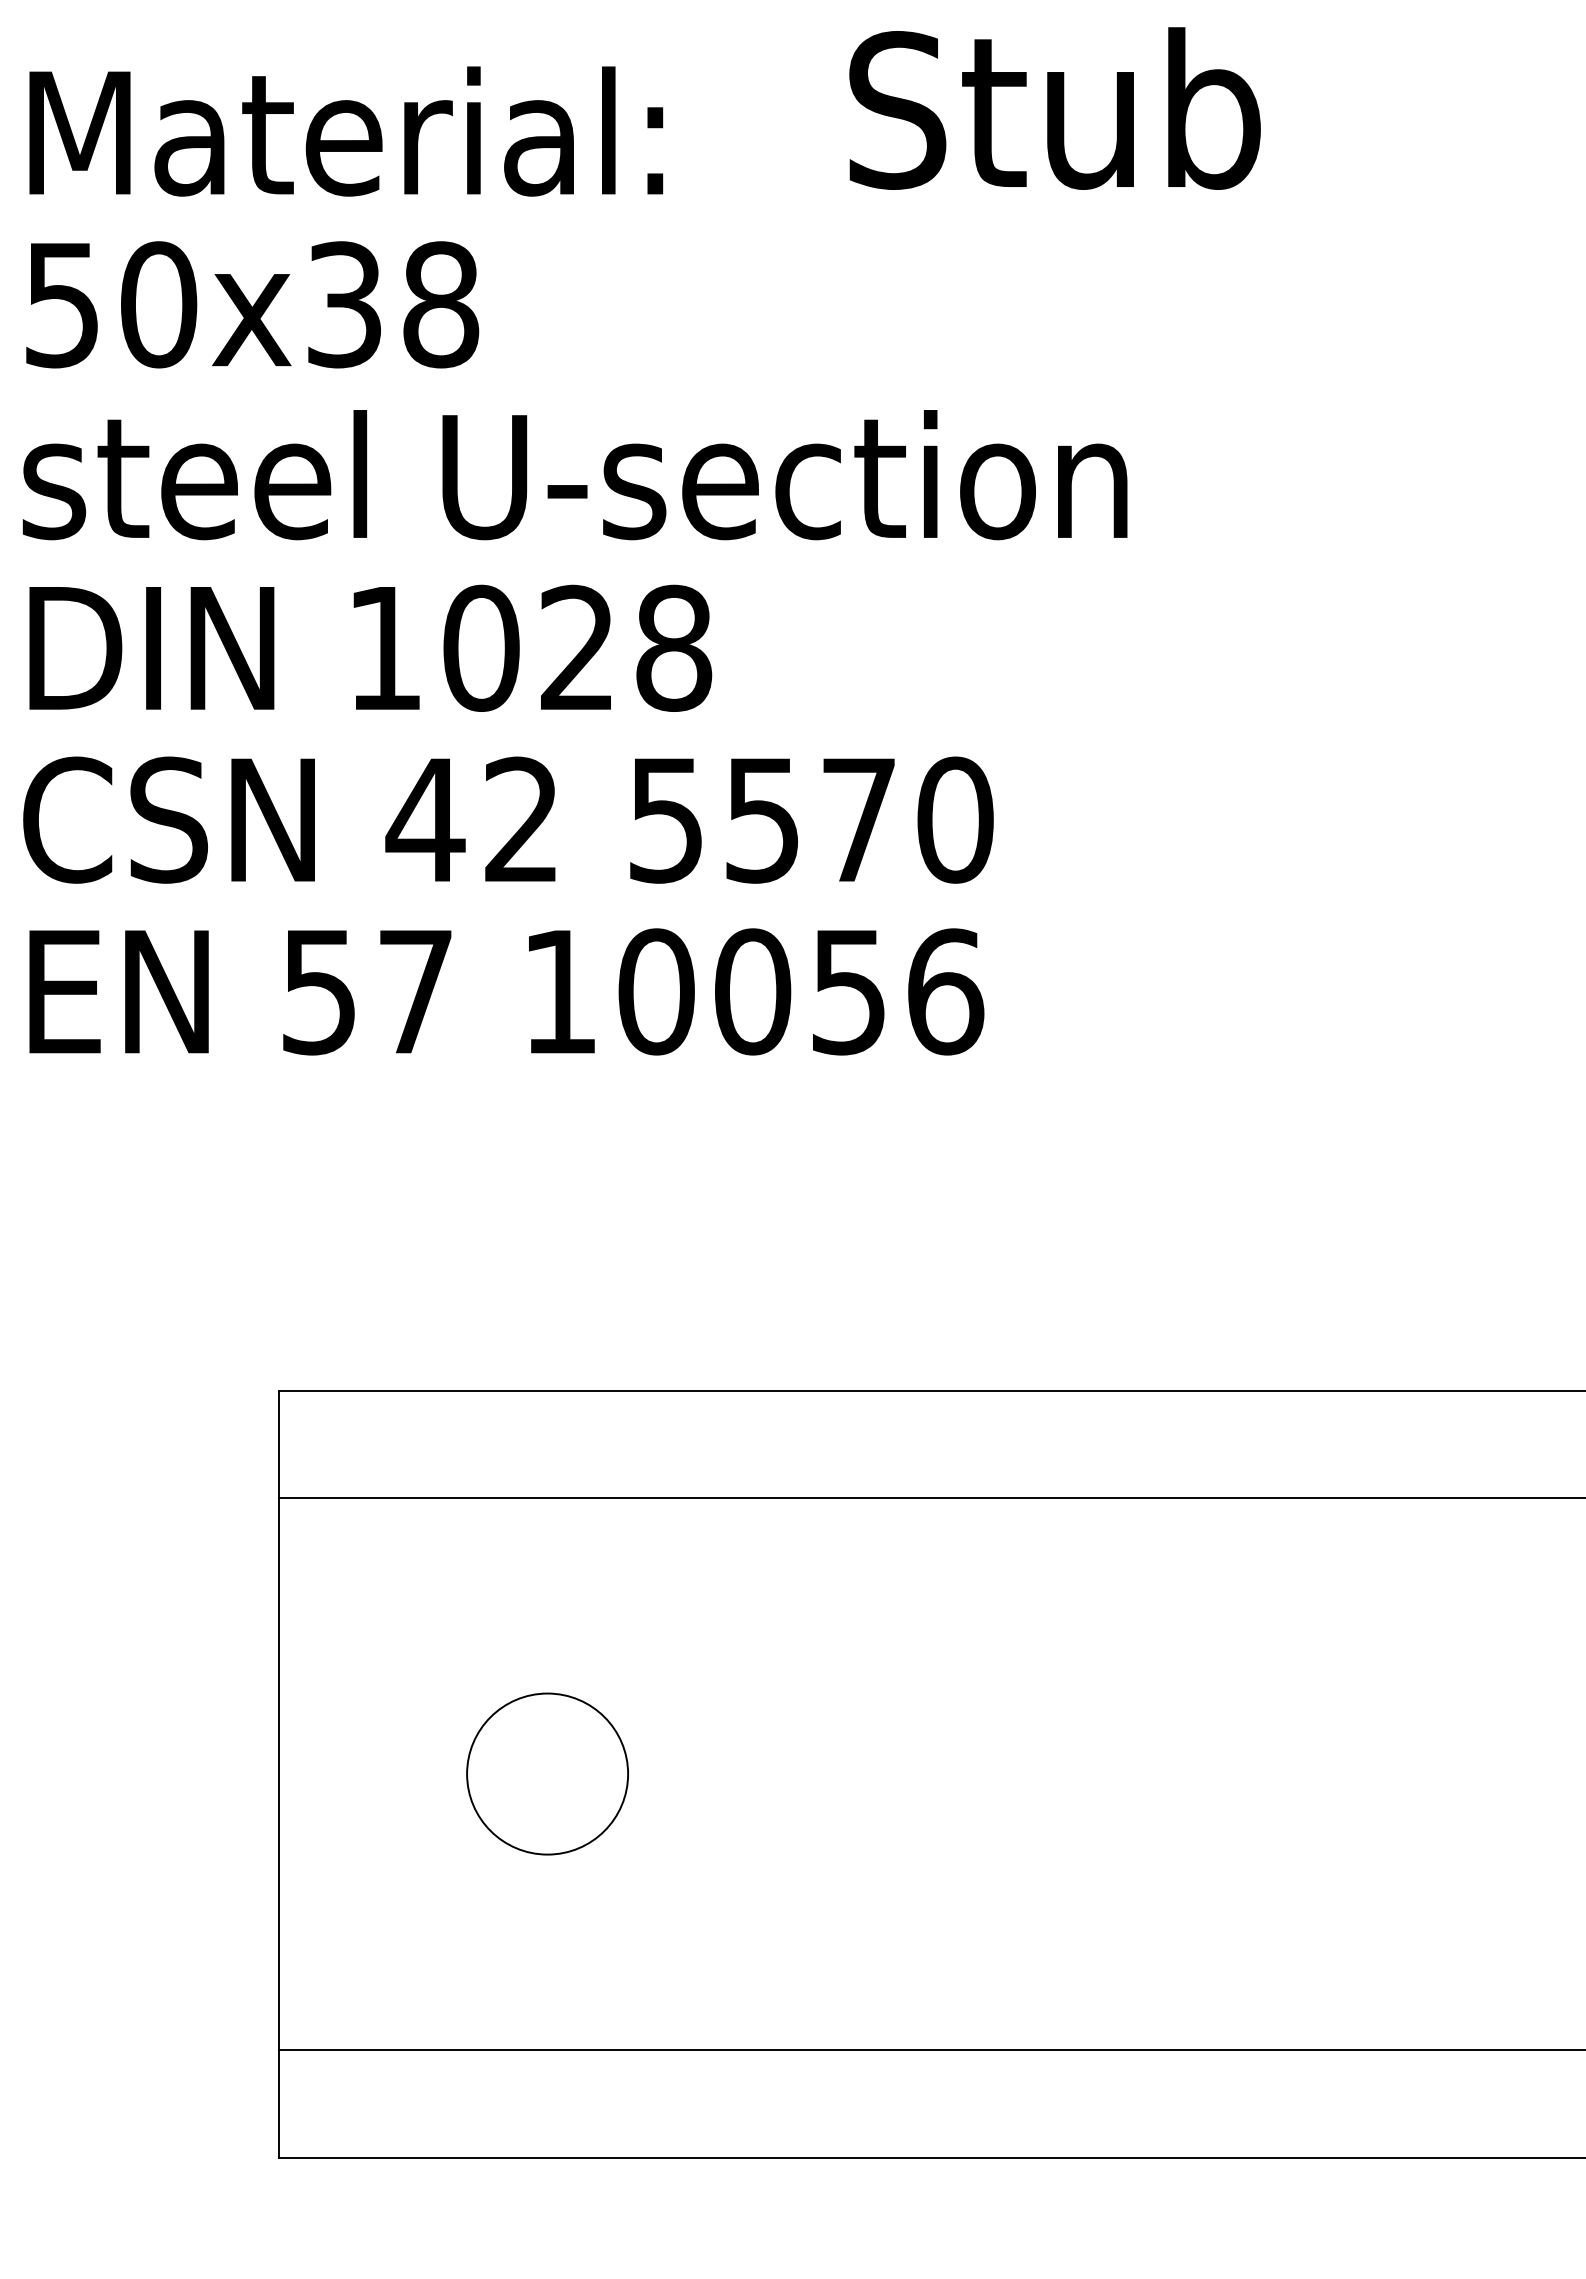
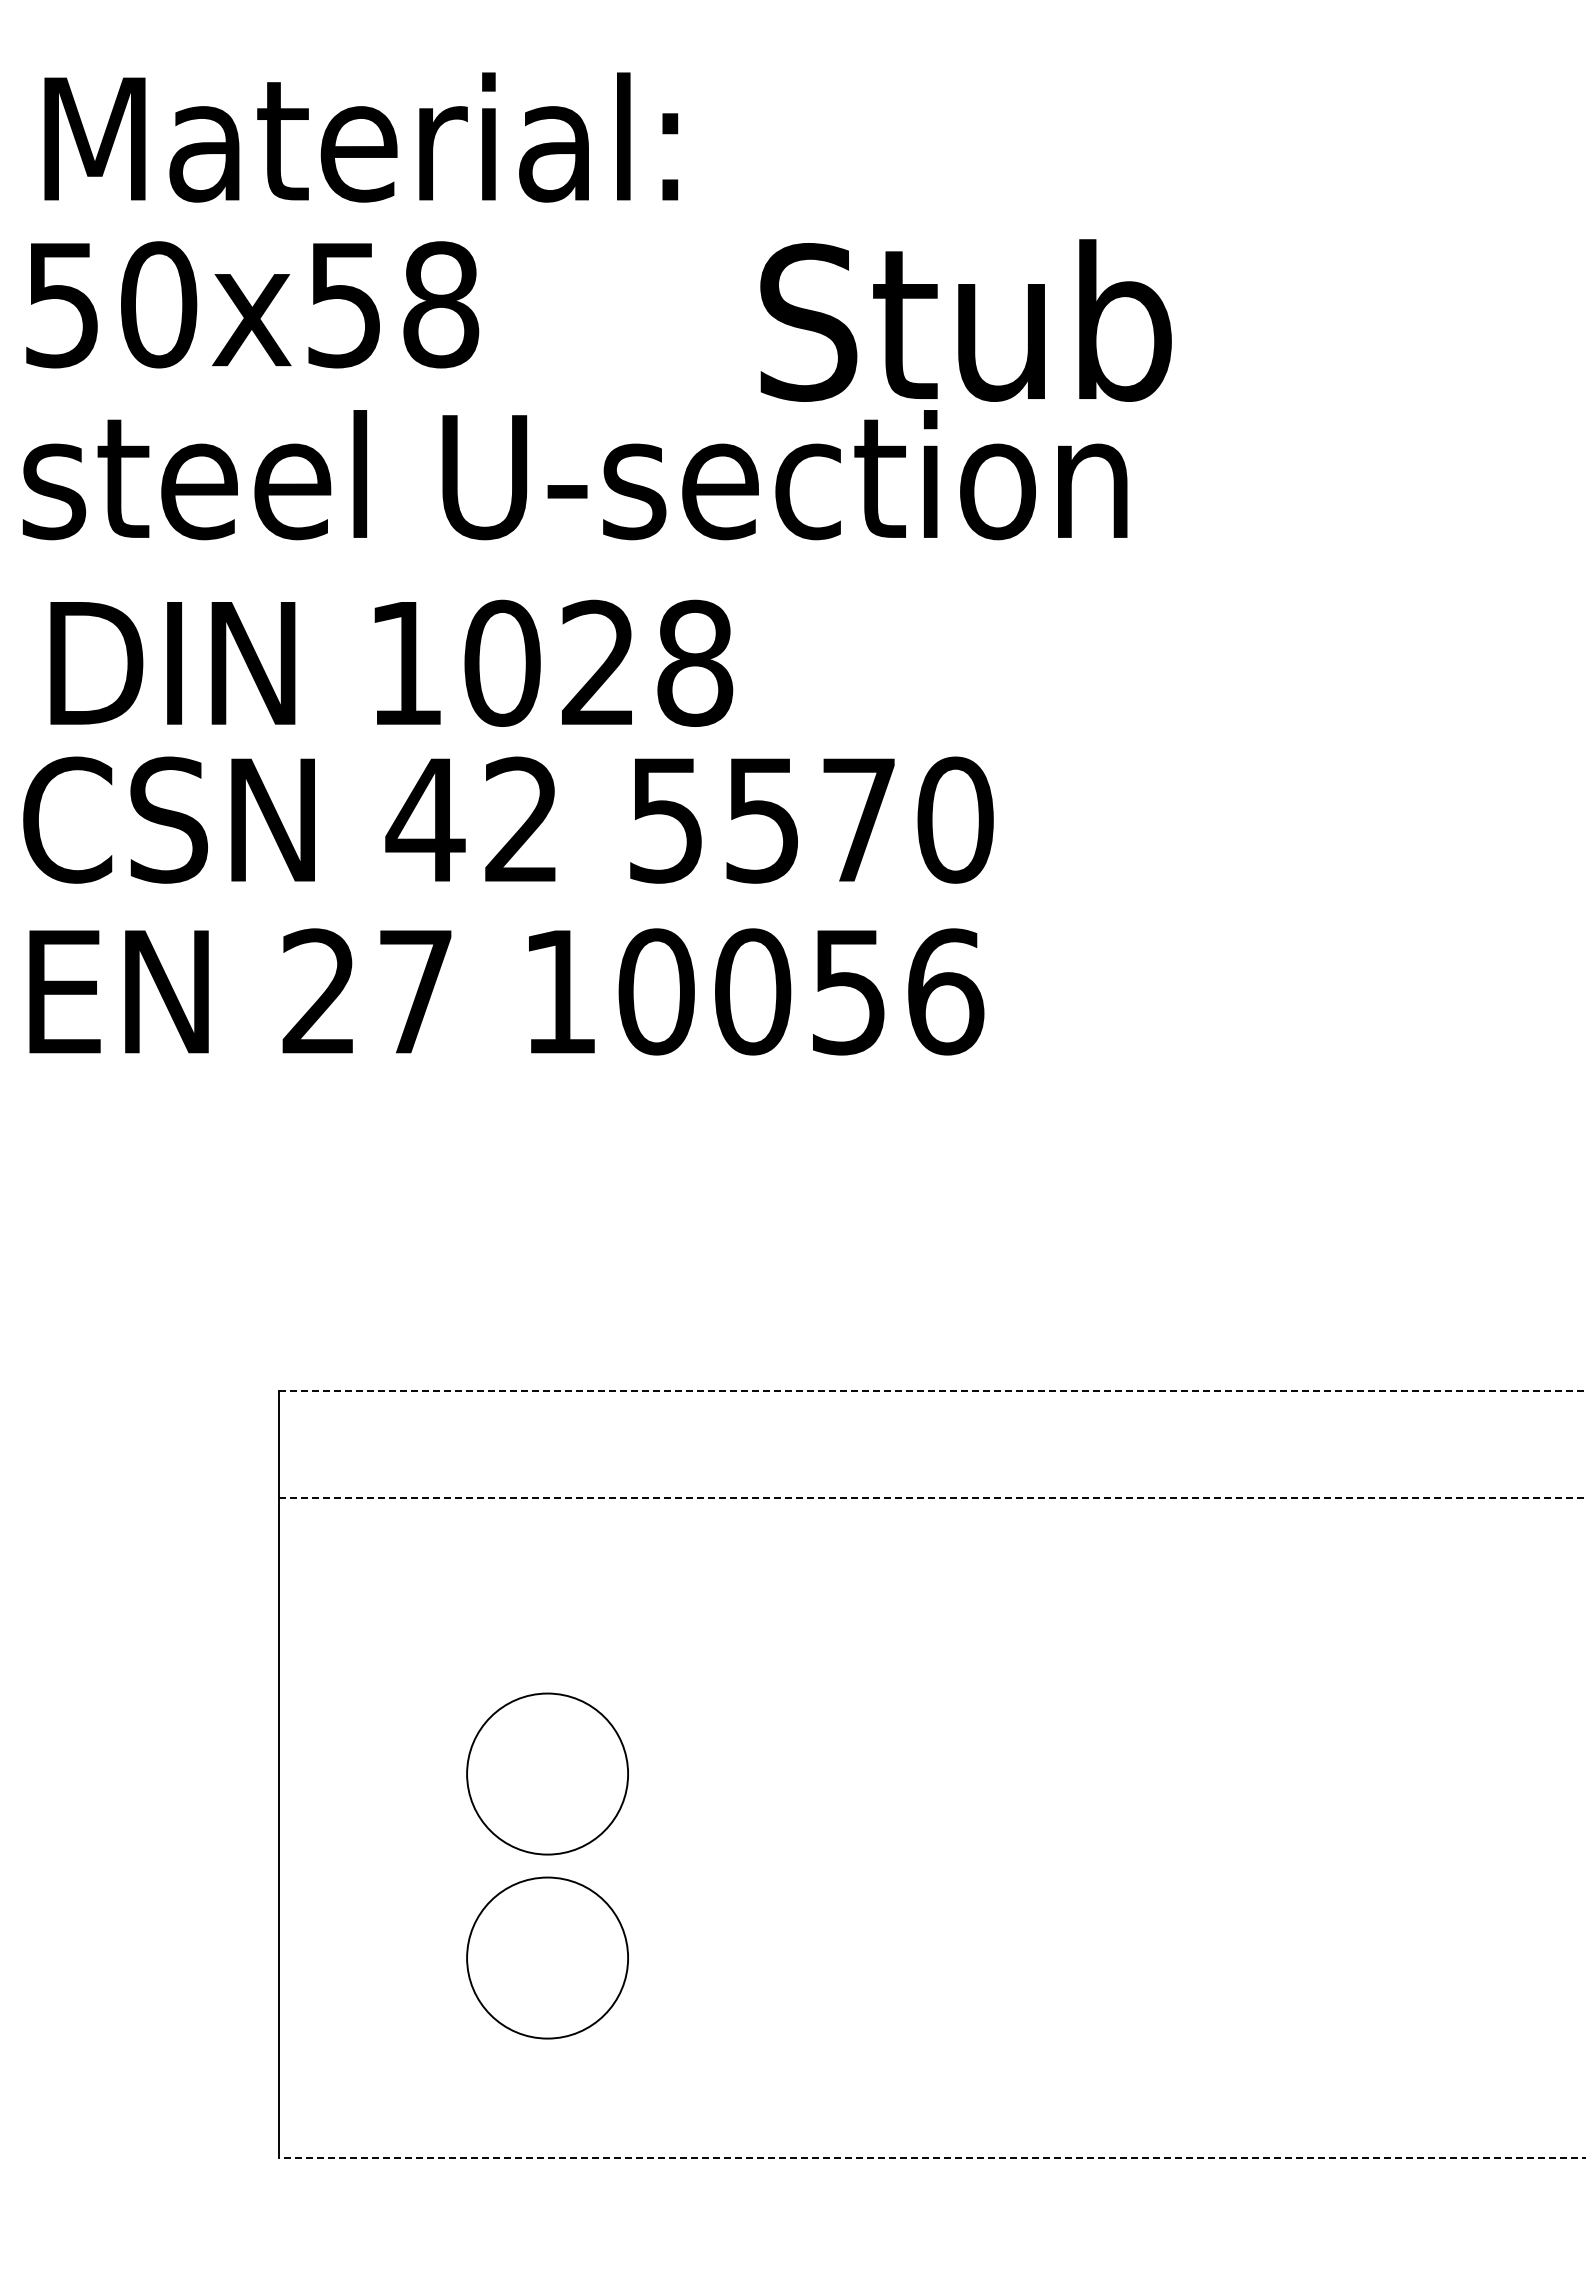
text position: (1054, 108) -> (965, 320) (965, 320)
text position: (346, 131) -> (361, 137) (361, 137)
text: 50x38 -> 50x58 (344, 304)
text position: (370, 647) -> (391, 662) (391, 662)
text: 57 -> 27 (318, 991)
line: solid -> dashed (932, 1390)
line: solid -> dashed (932, 1498)
circle: none -> present (547, 1957)
line: present -> none (930, 2050)
line: solid -> dashed (932, 2157)
